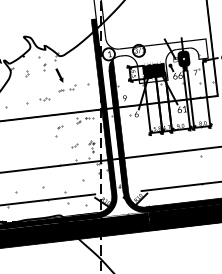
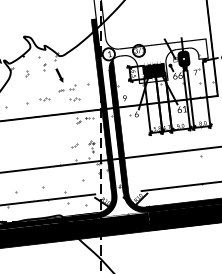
part: none -> present (74, 99)
part: present -> none (59, 131)
